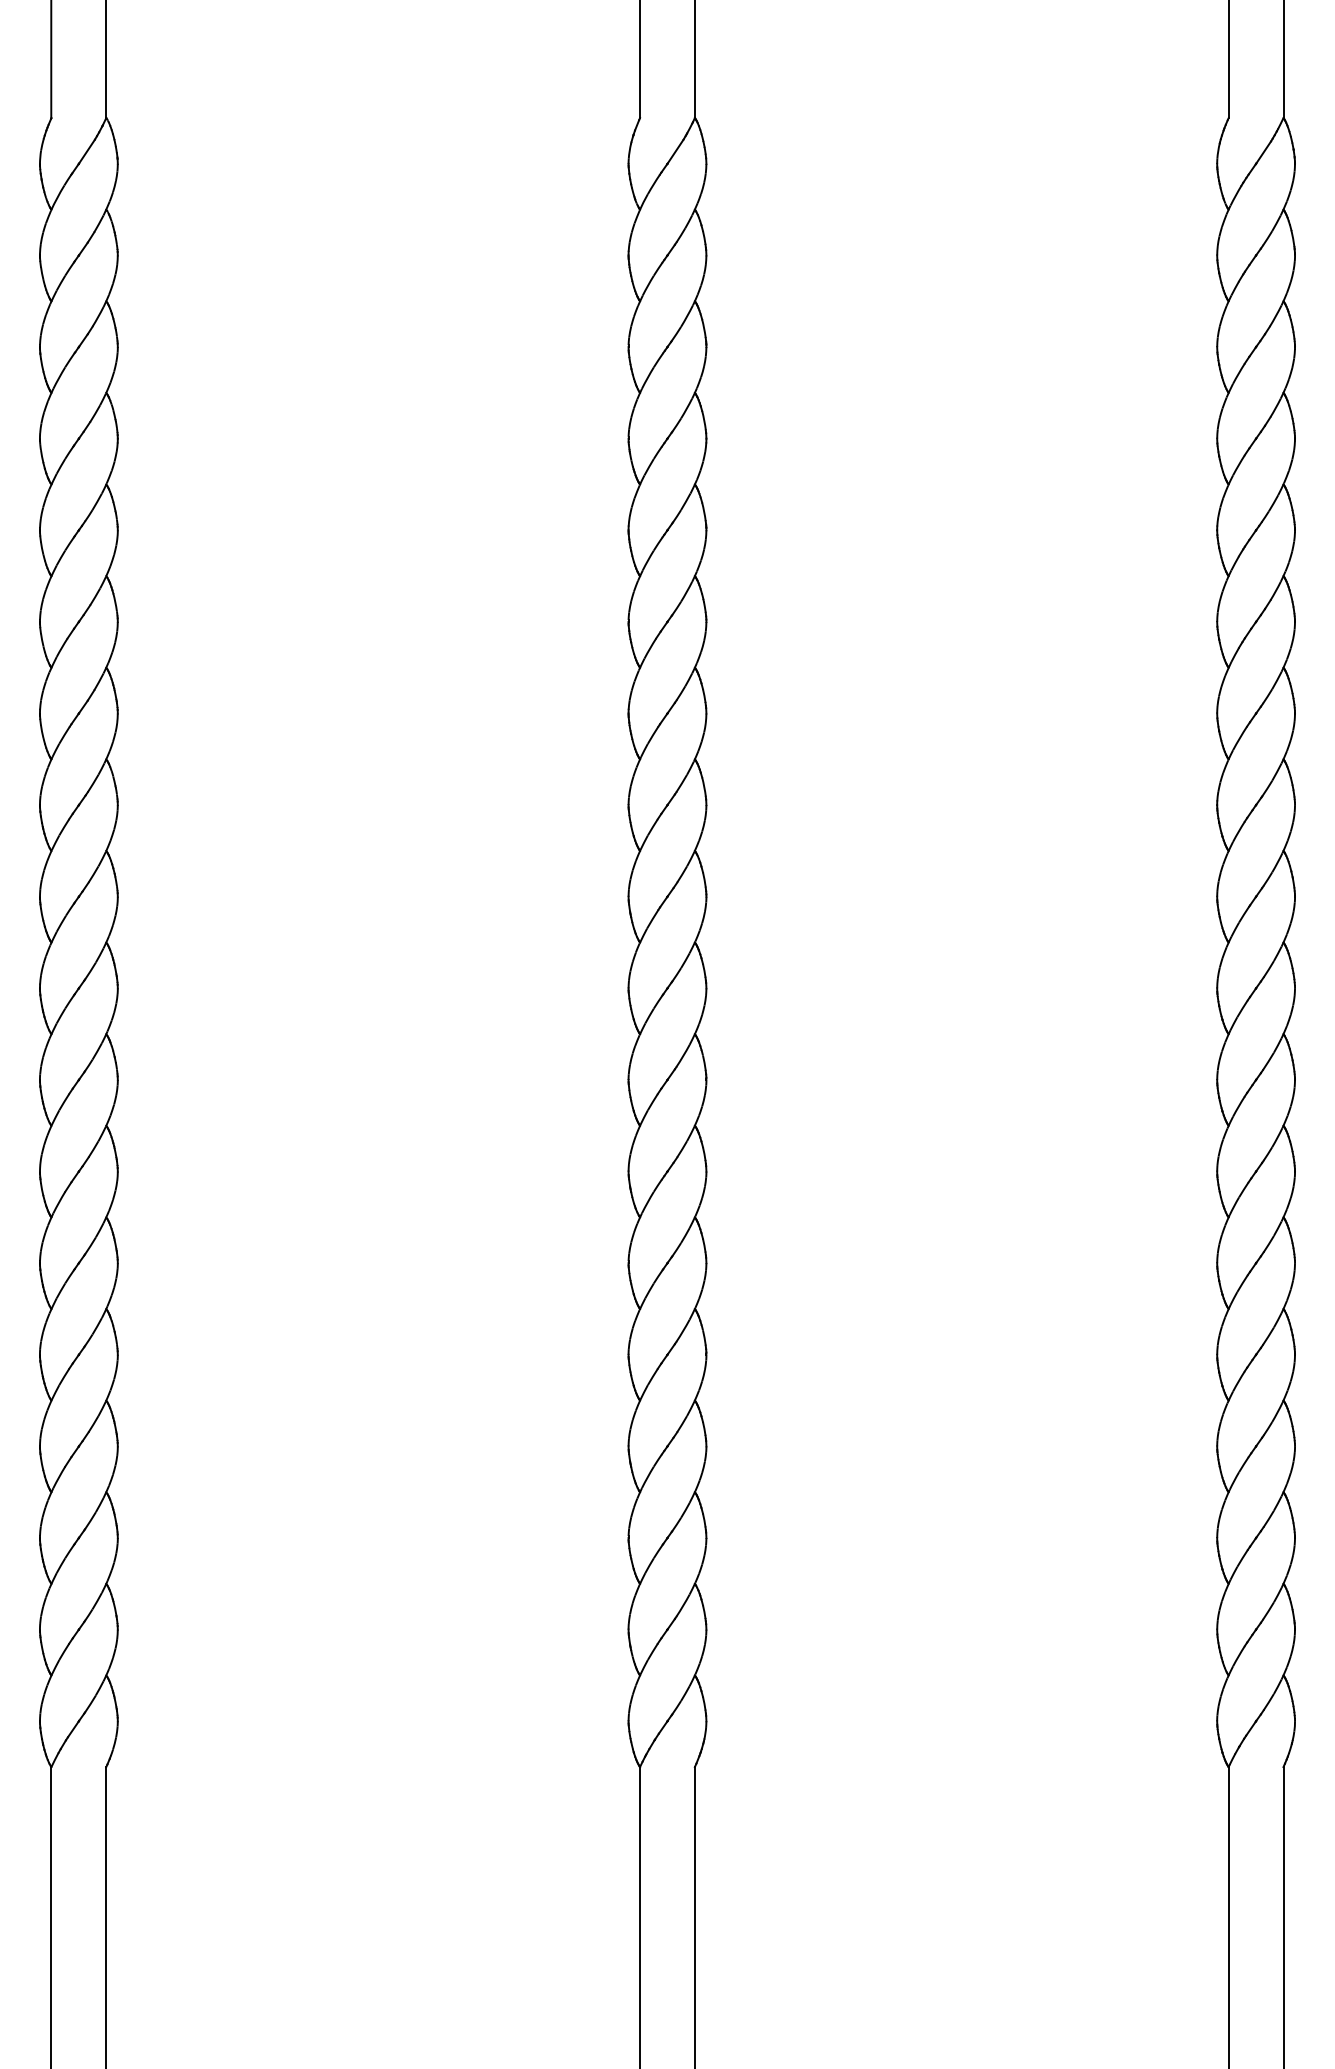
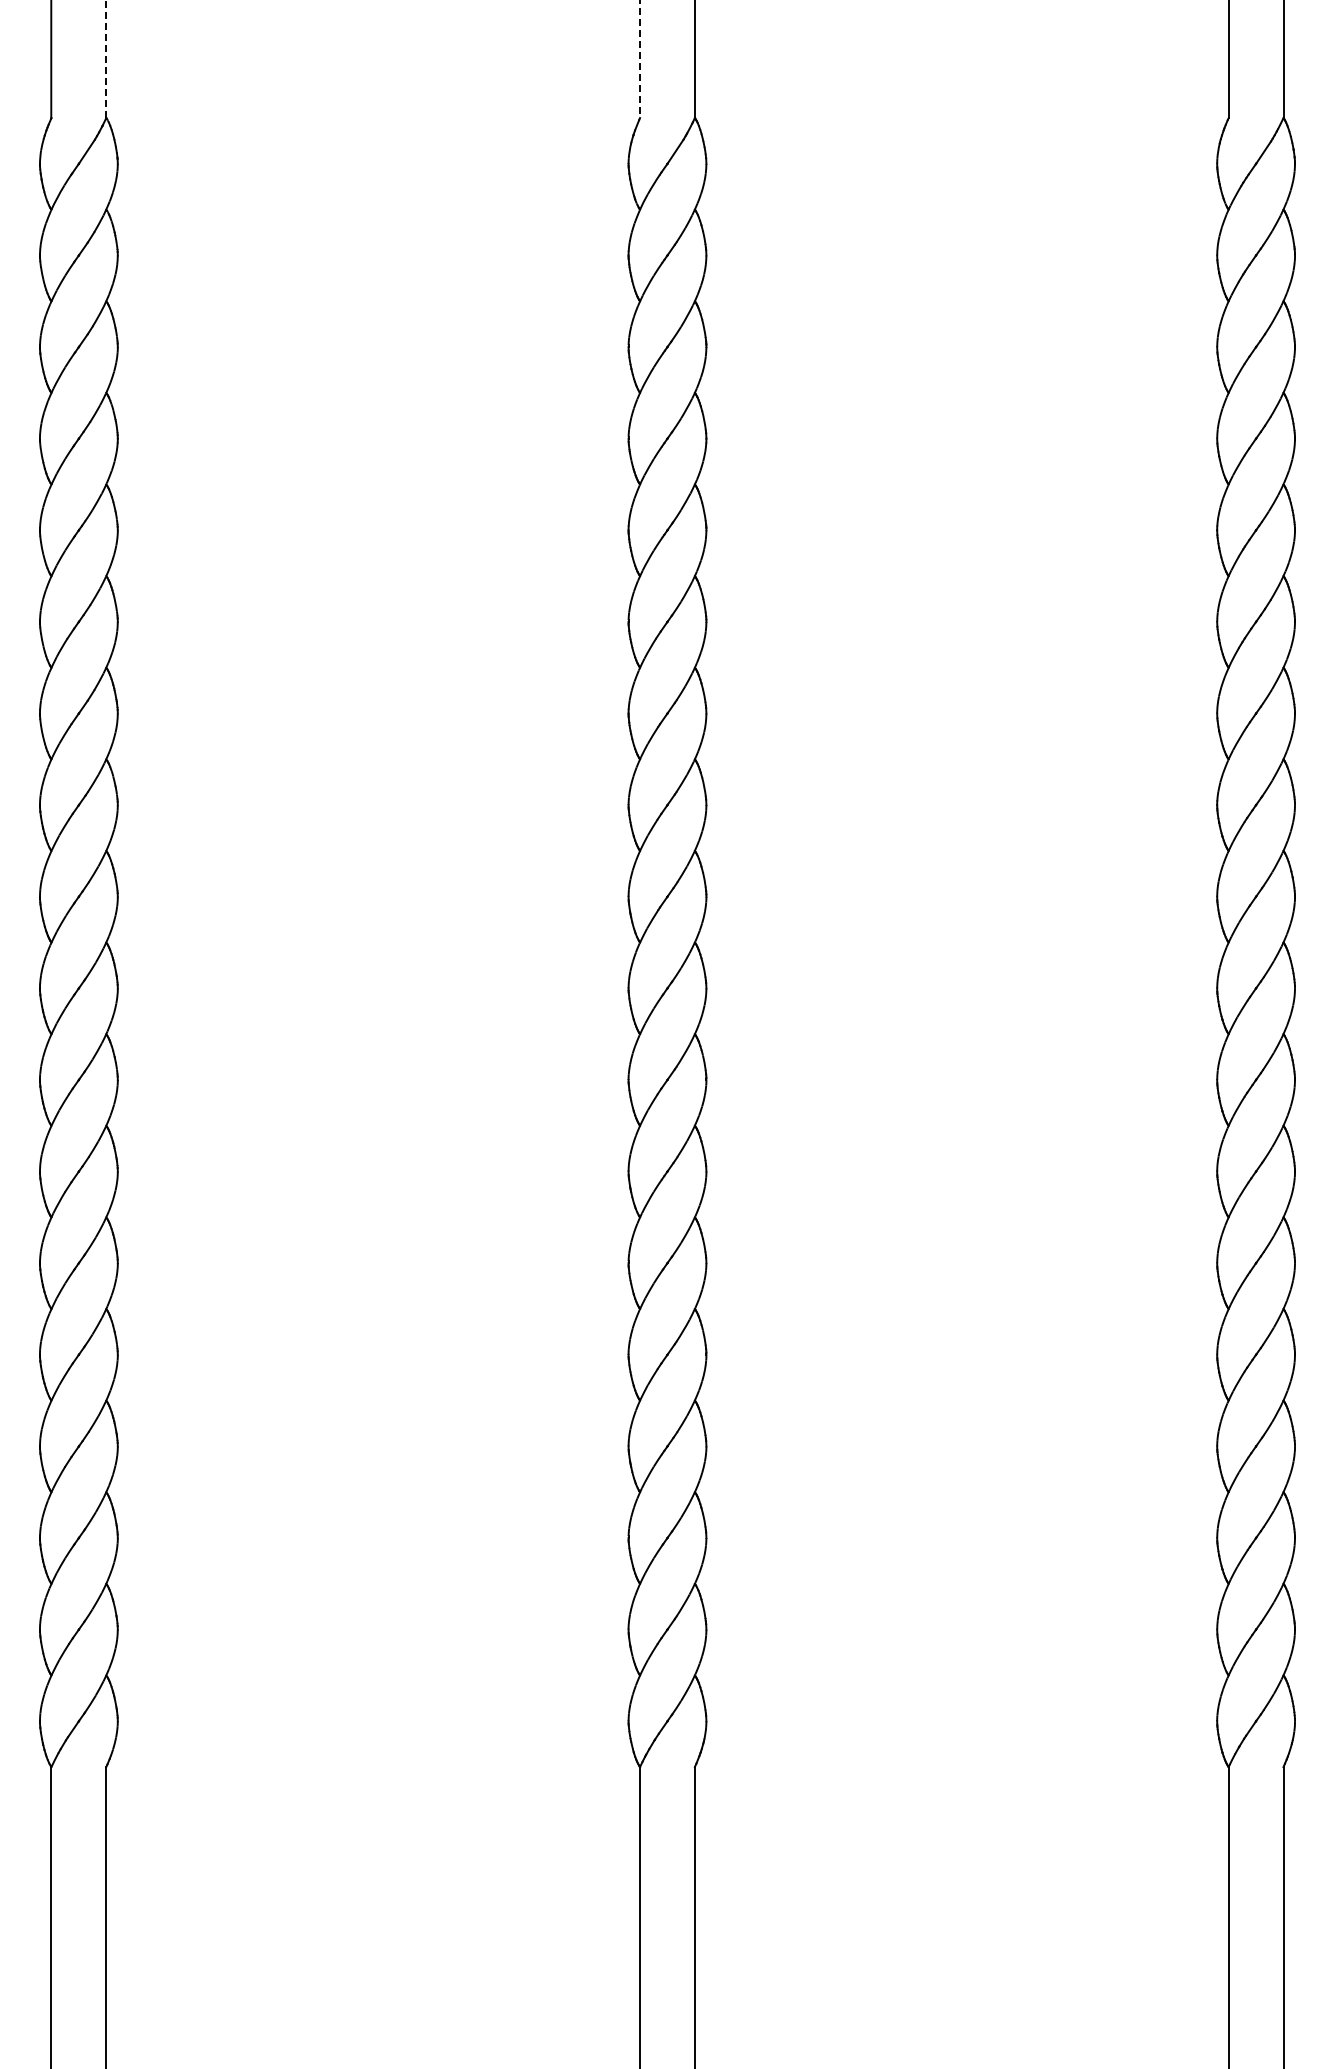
line: solid -> dashed (106, 59)
line: solid -> dashed (639, 59)
